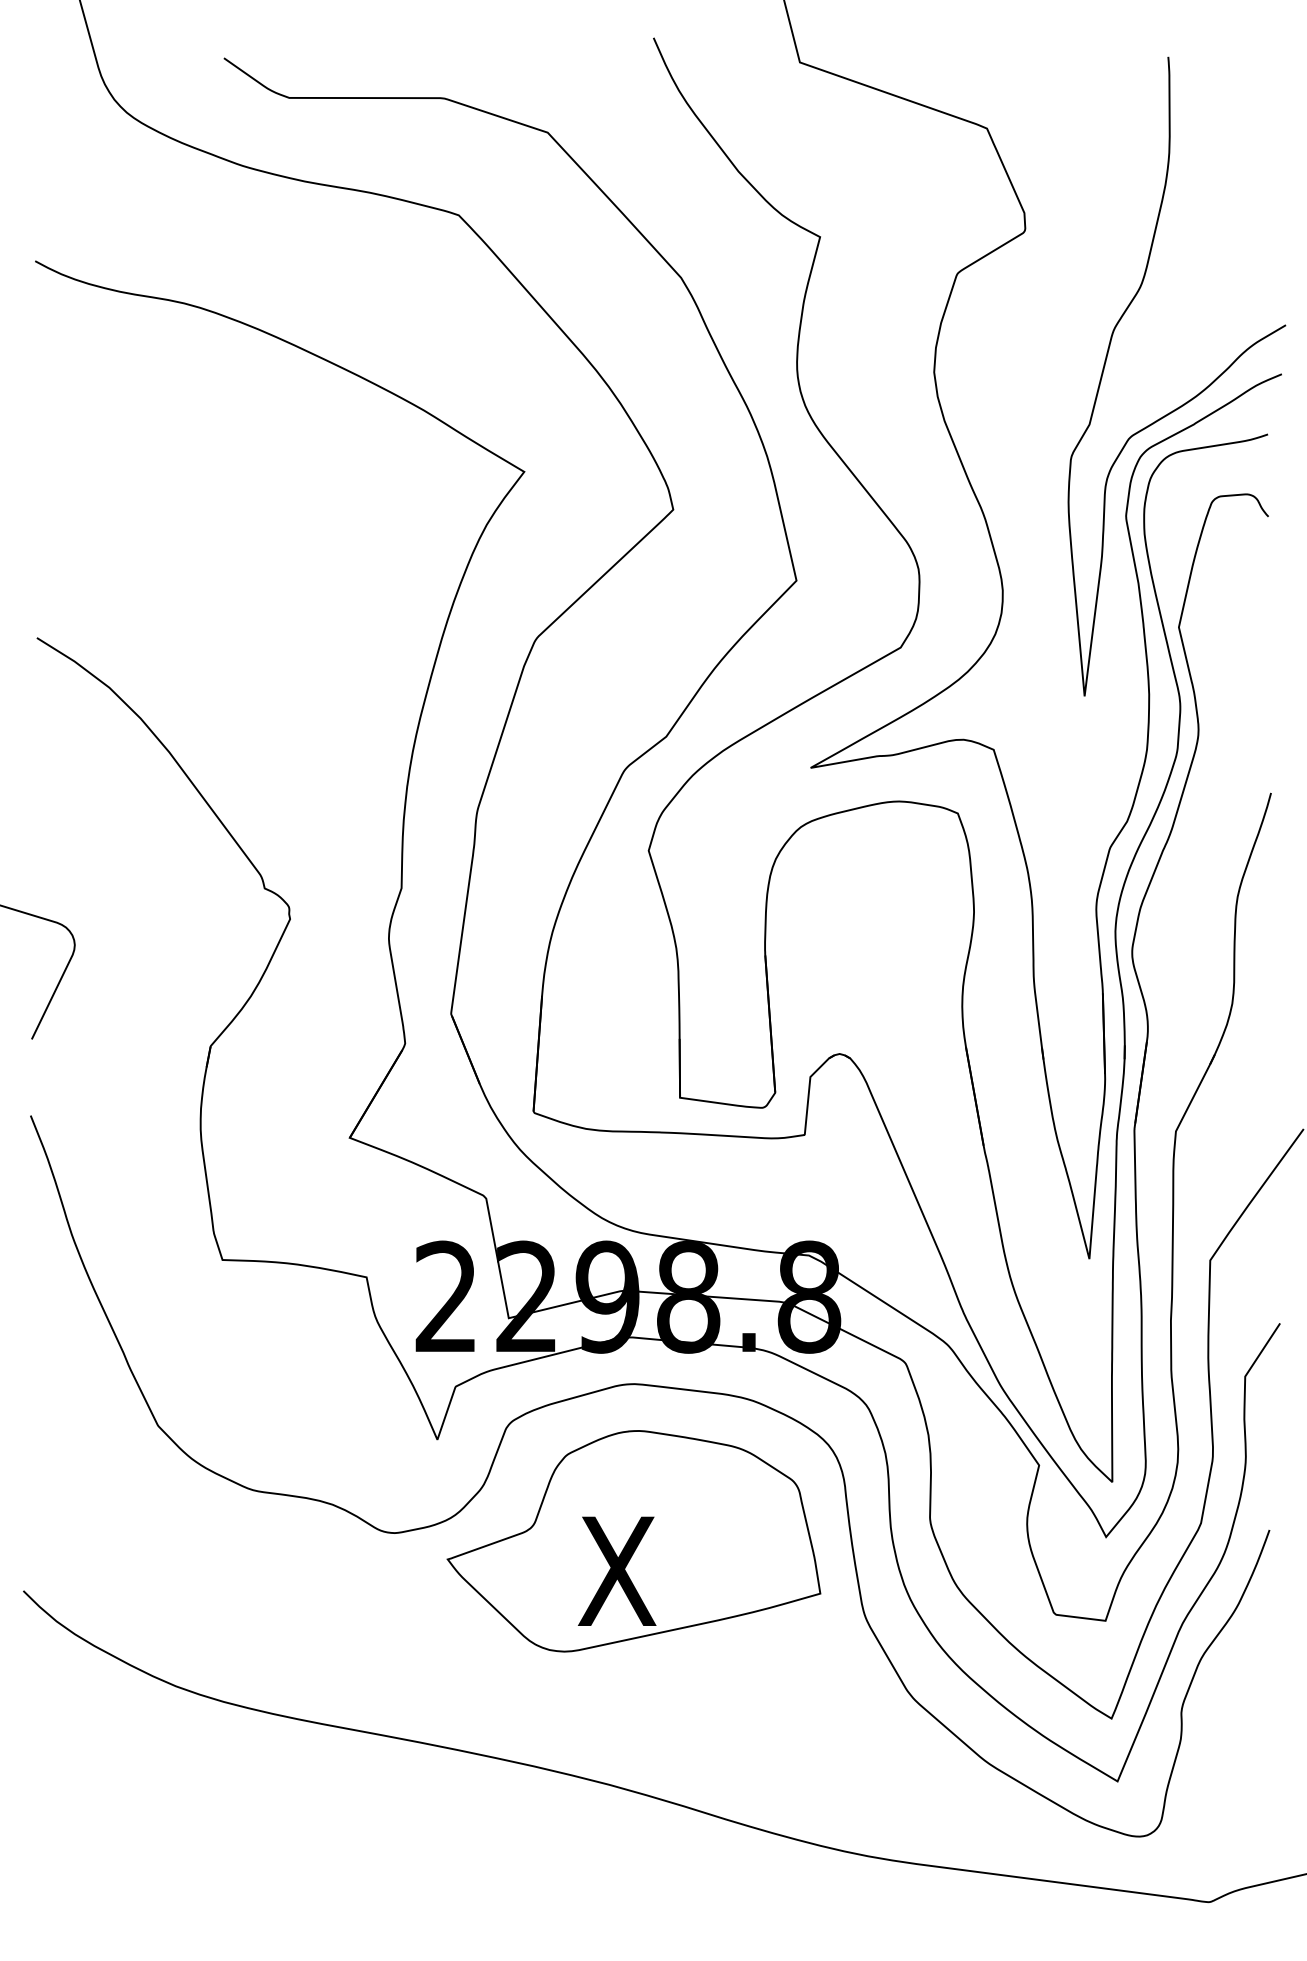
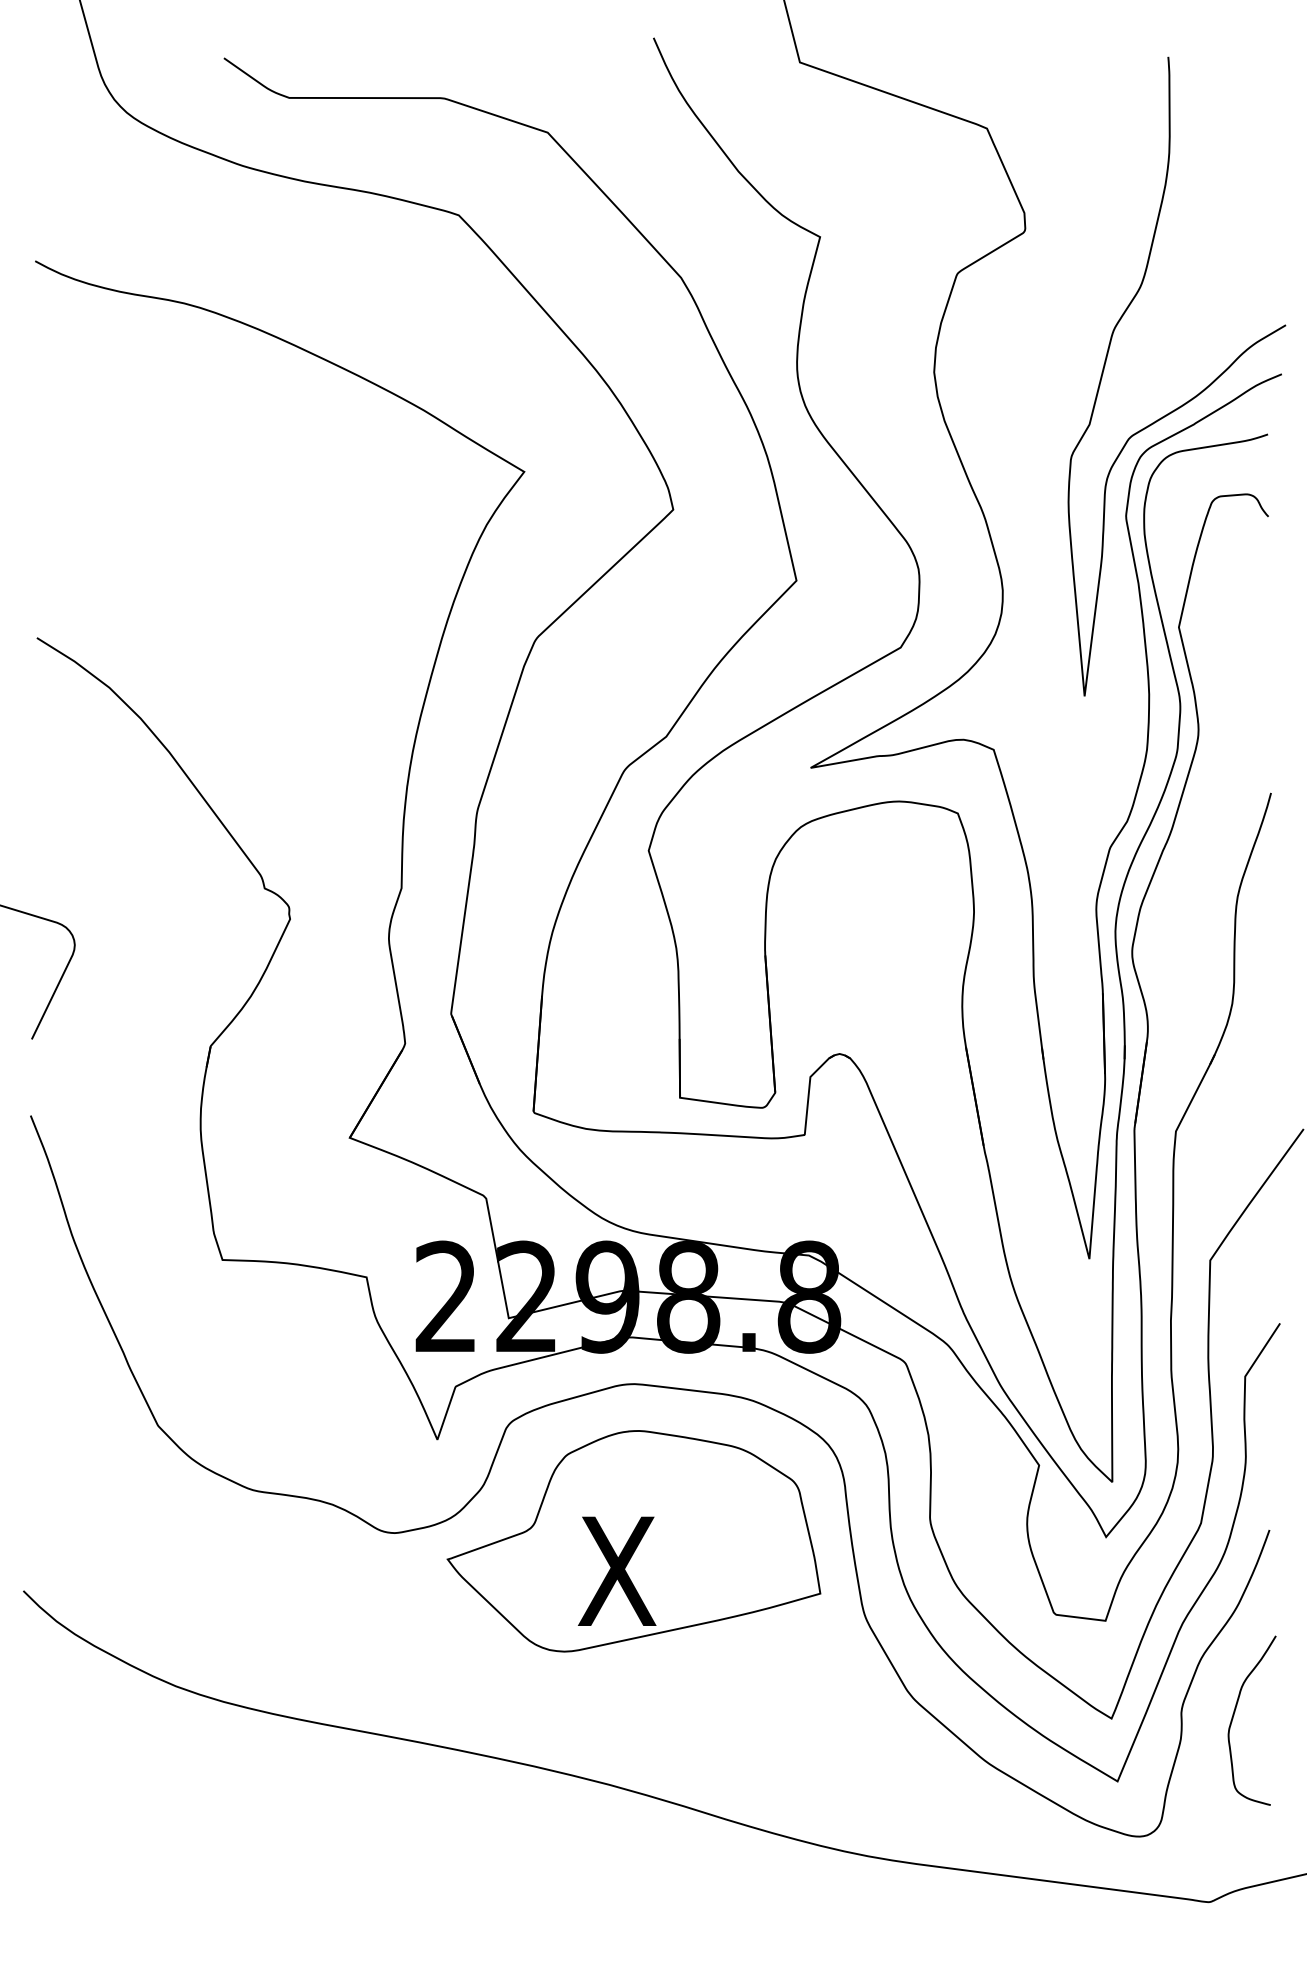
curve: none -> present (1234, 1715)
